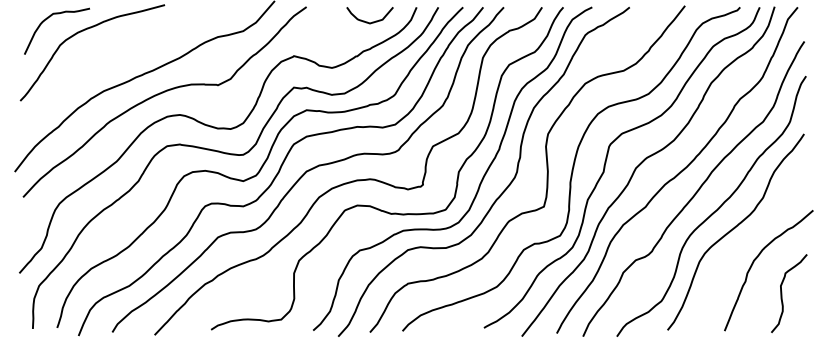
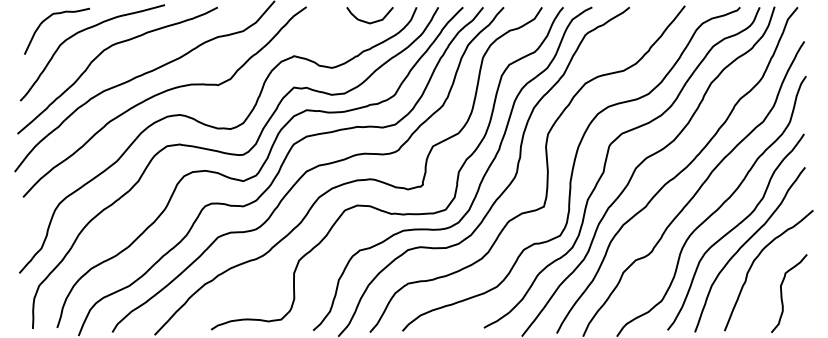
curve: none -> present (101, 54)
curve: none -> present (745, 244)
